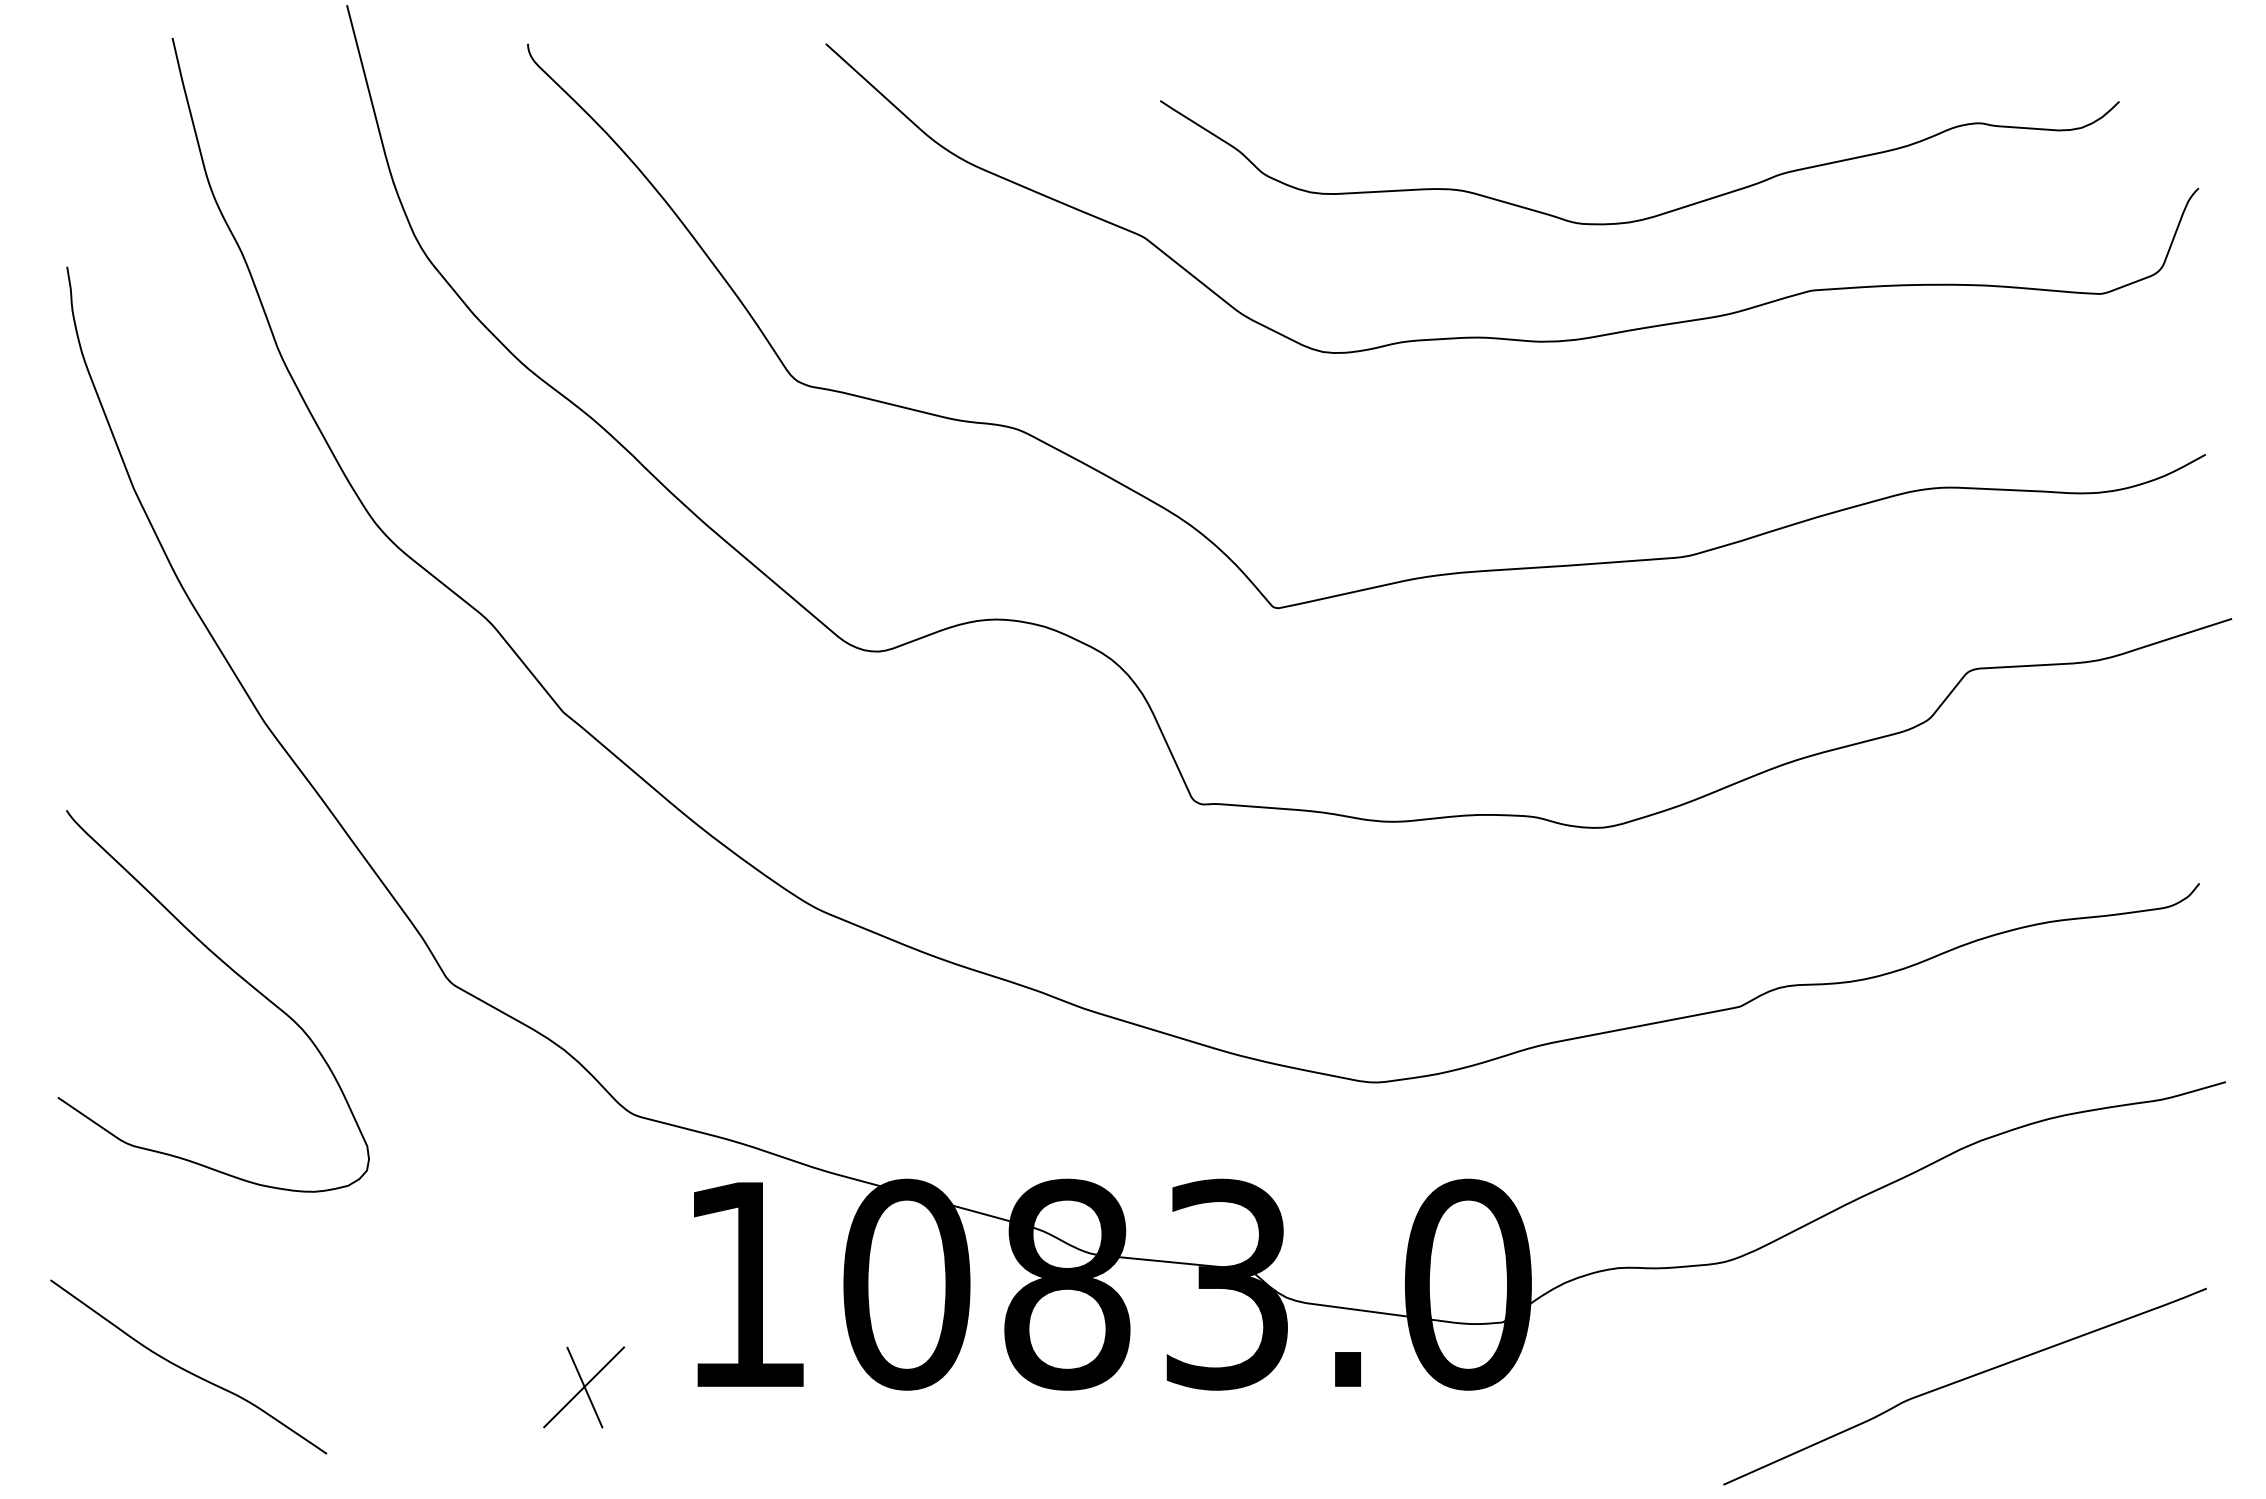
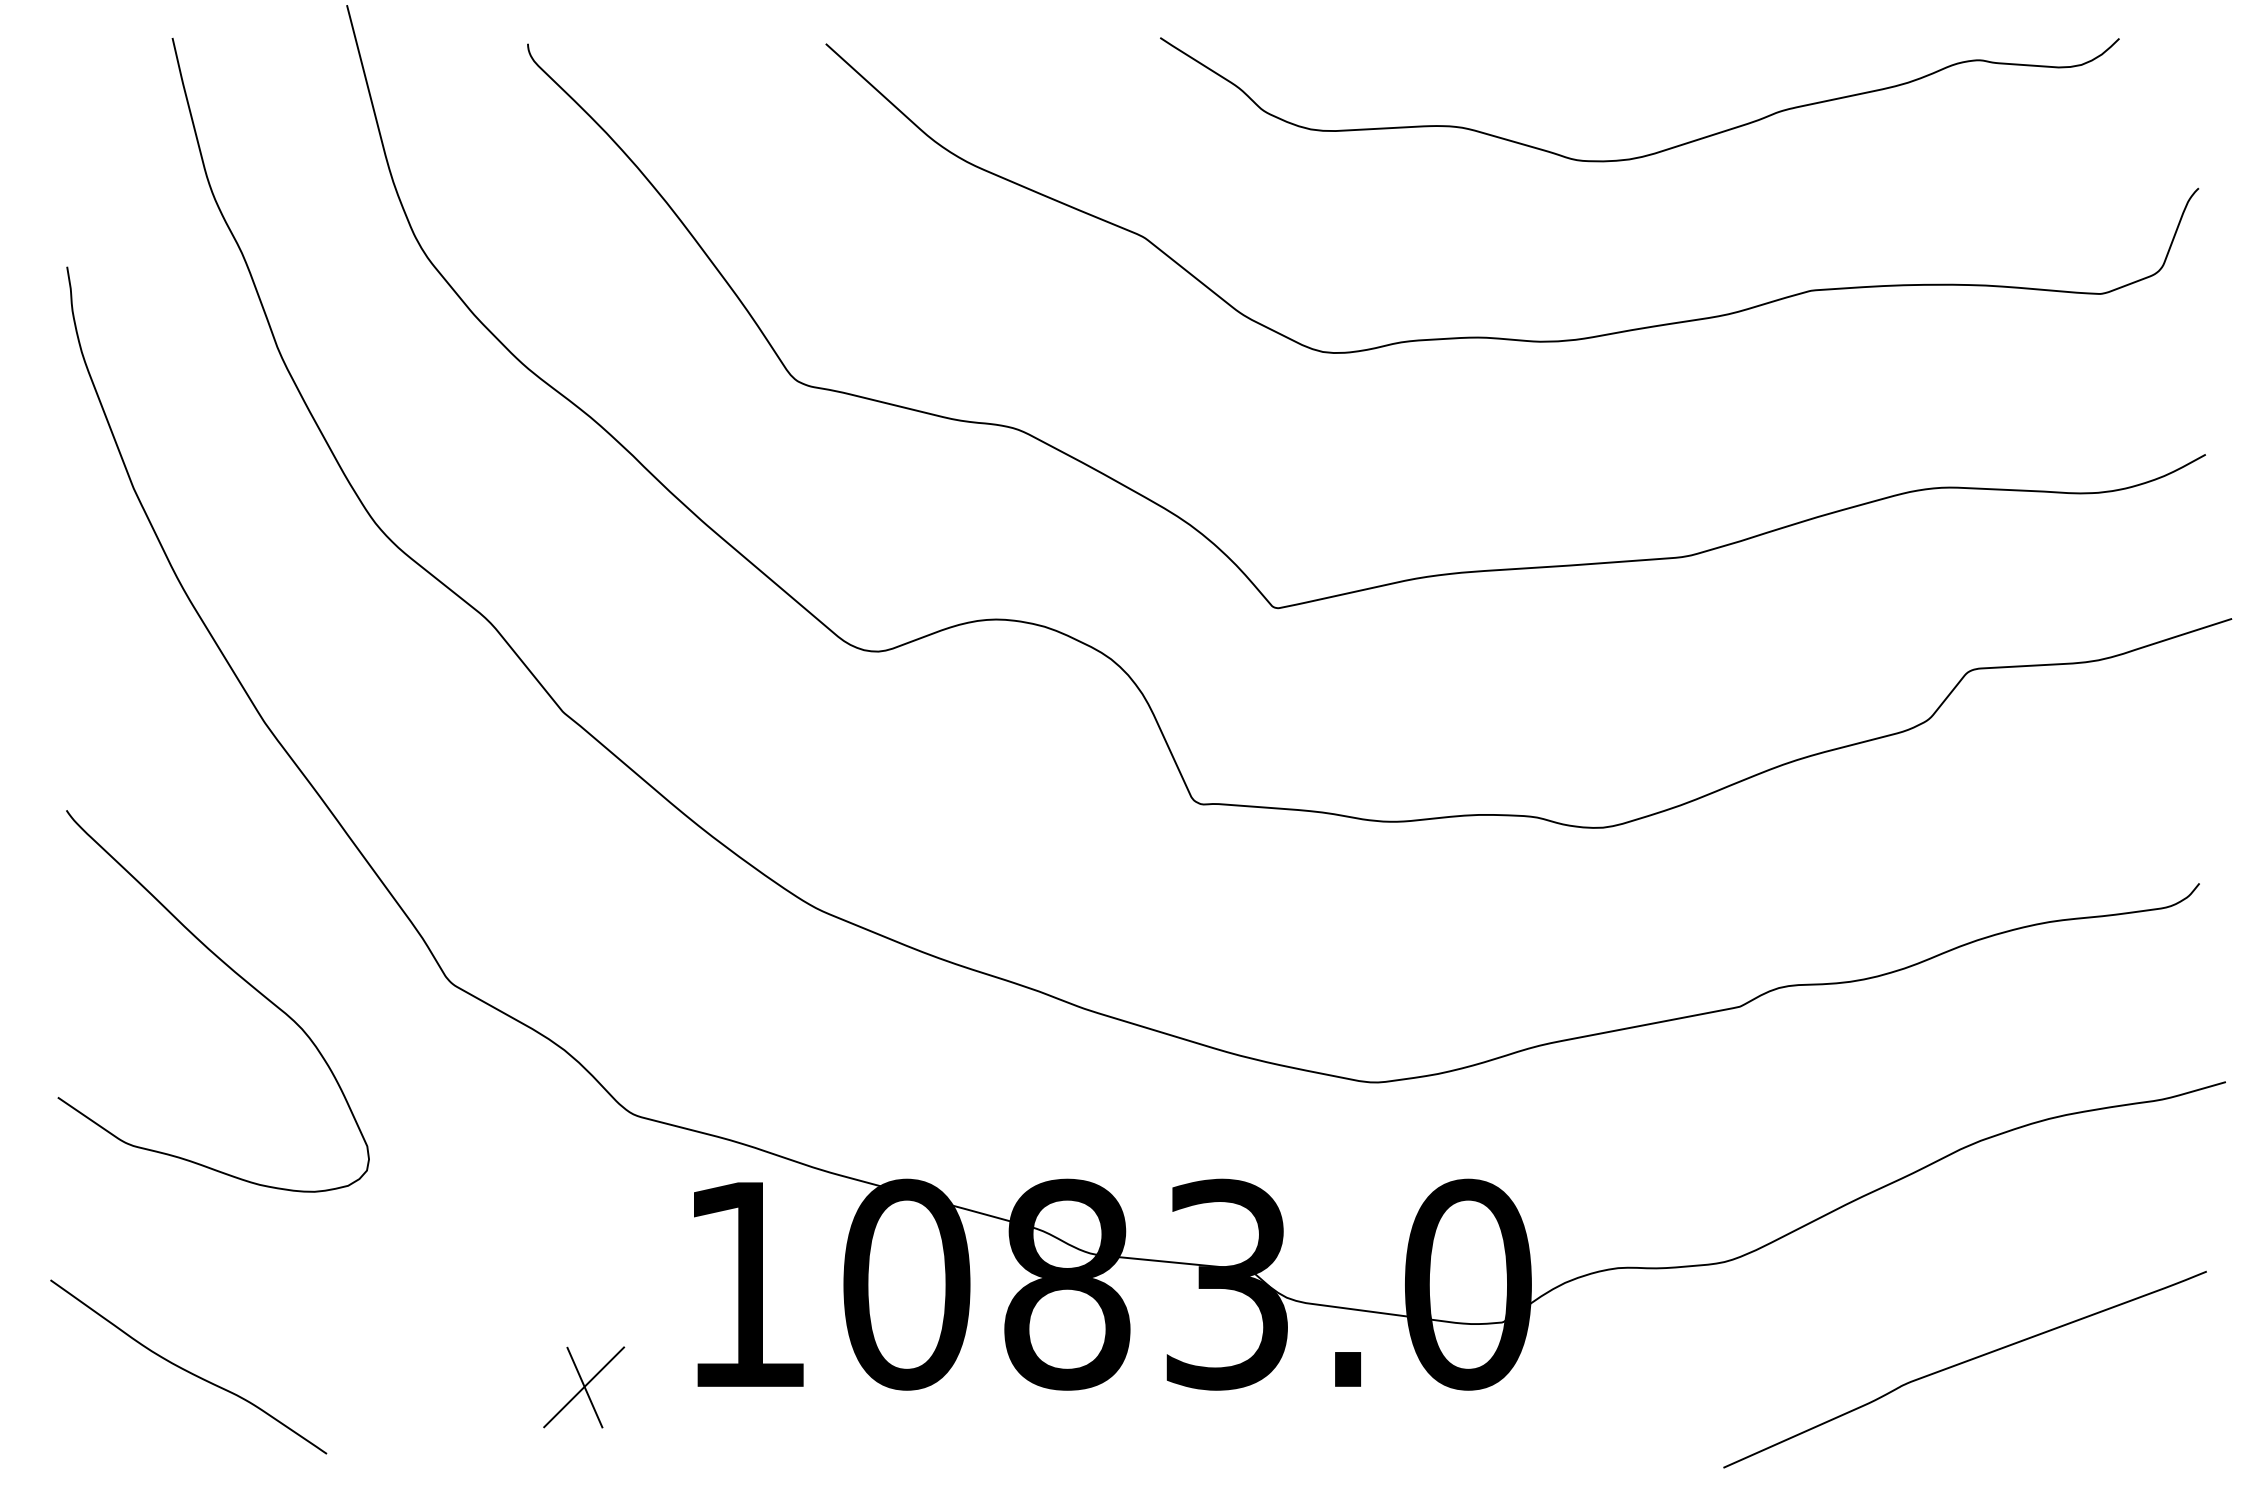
curve position: (1657, 214) -> (1657, 151) (1657, 151)
curve position: (1961, 1381) -> (1961, 1364) (1961, 1364)
